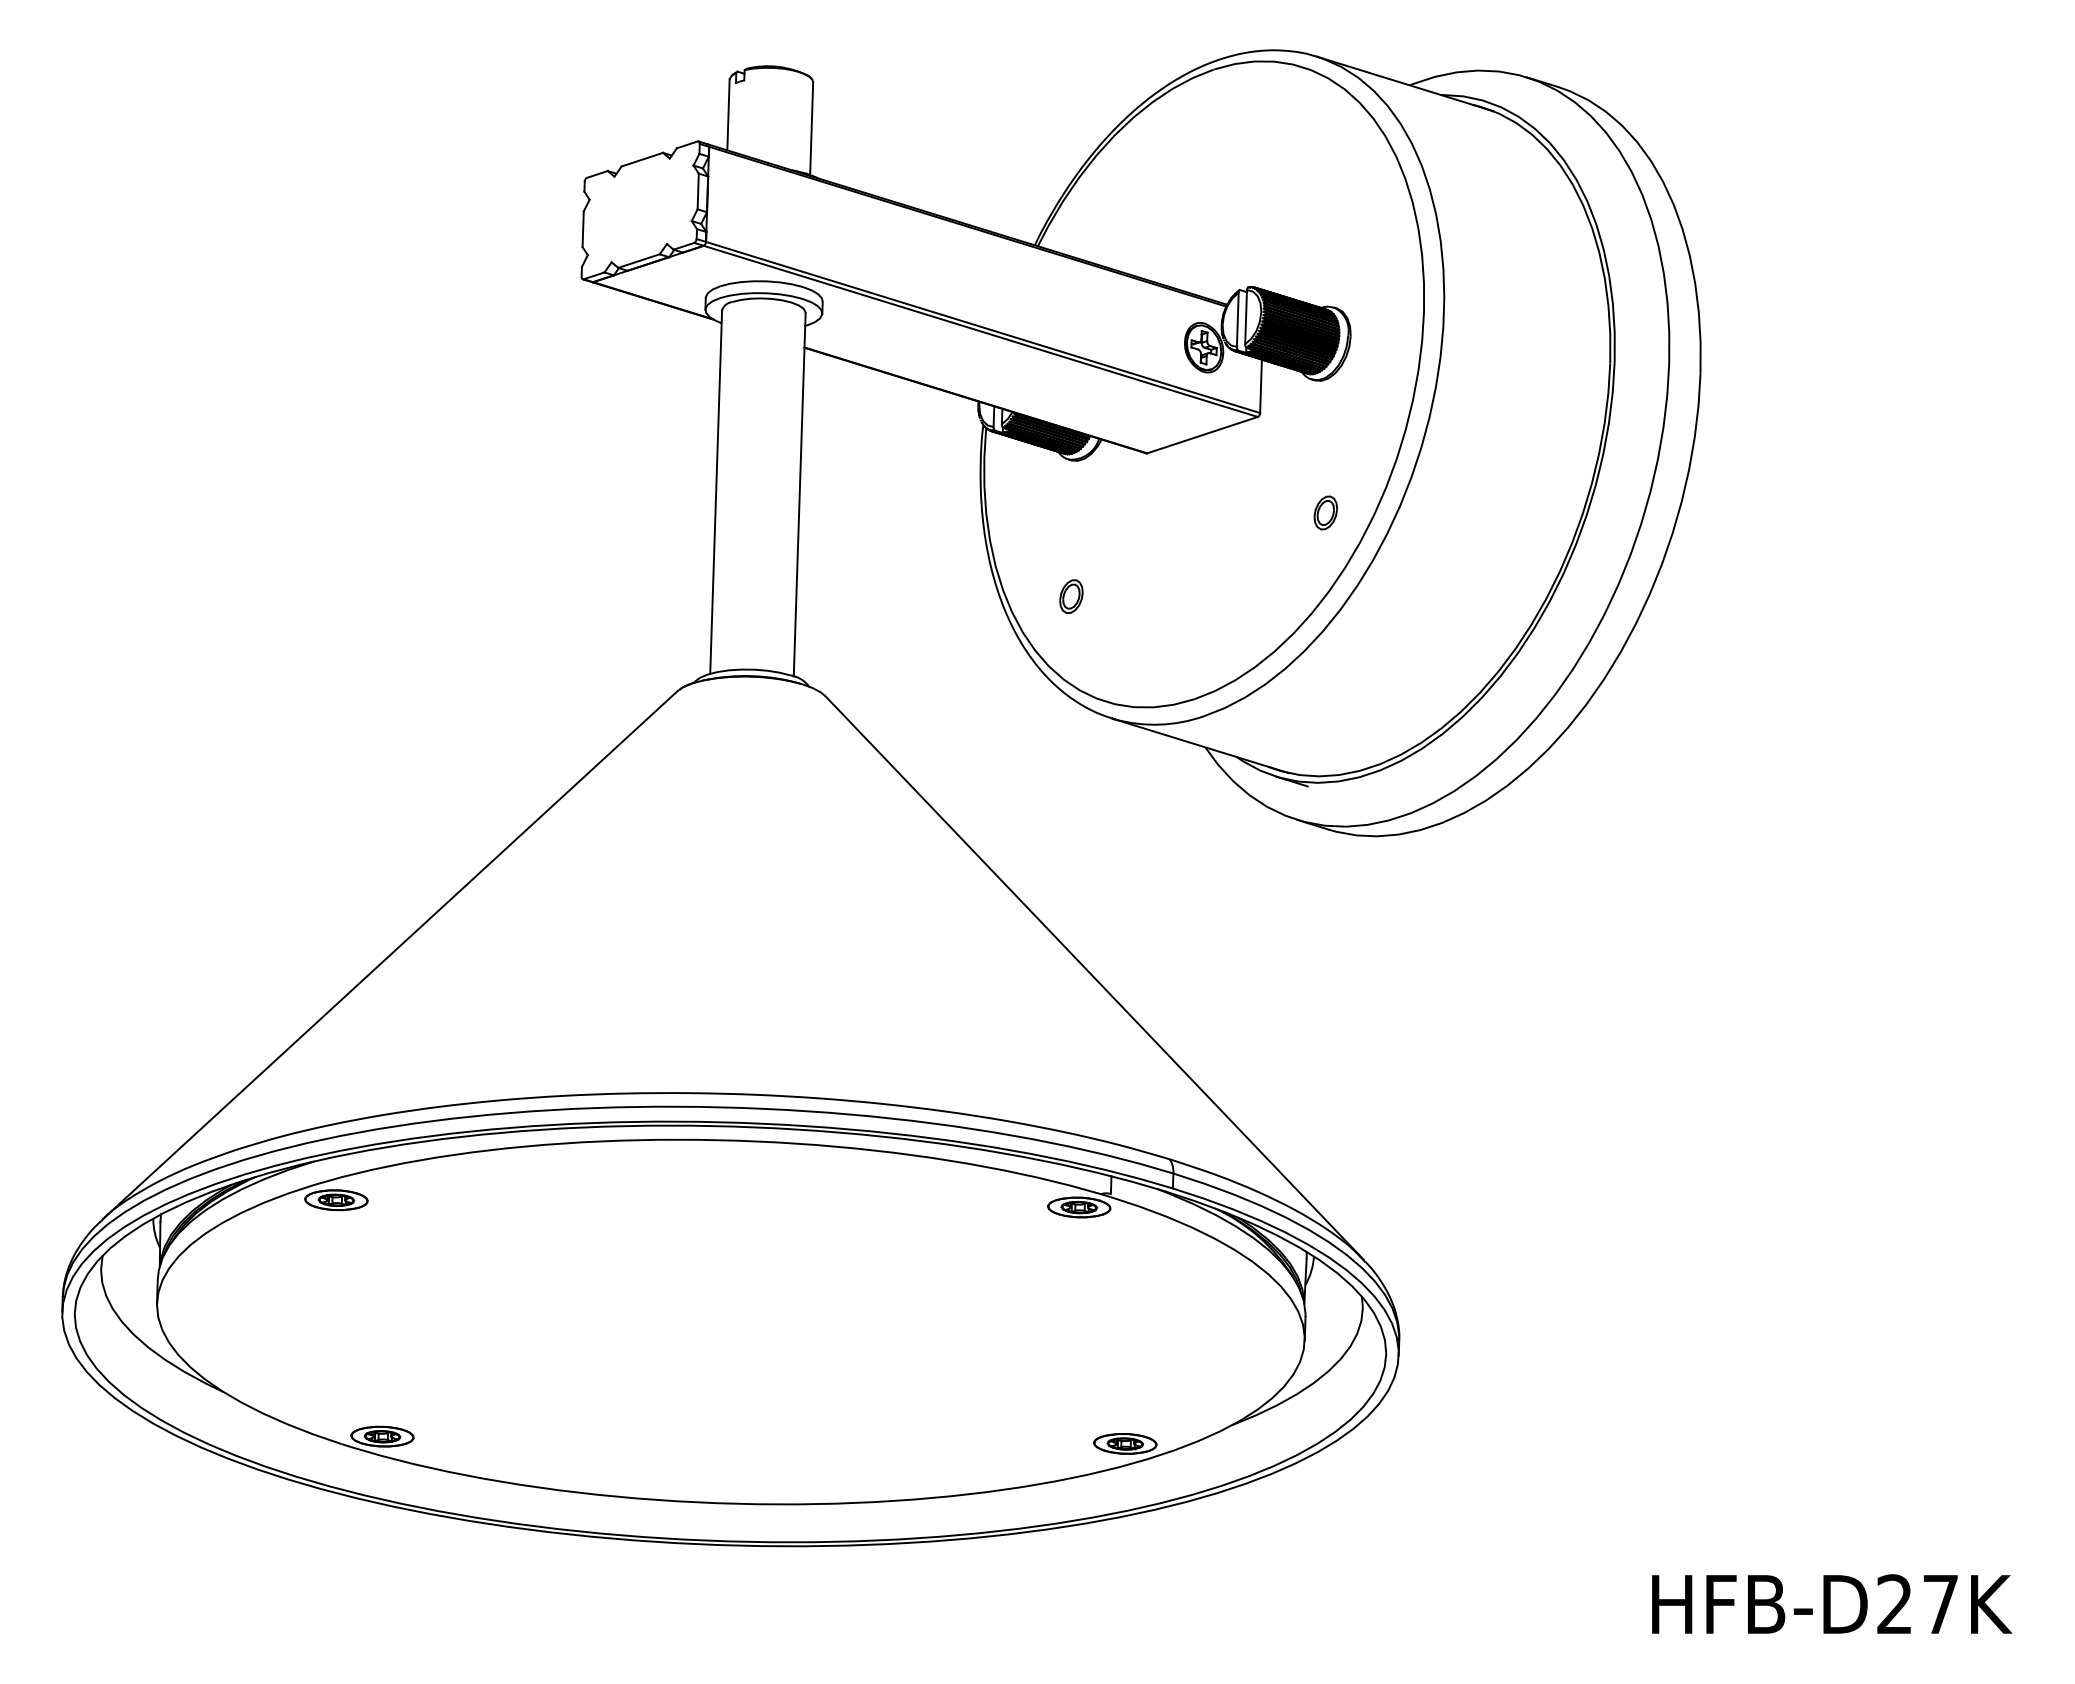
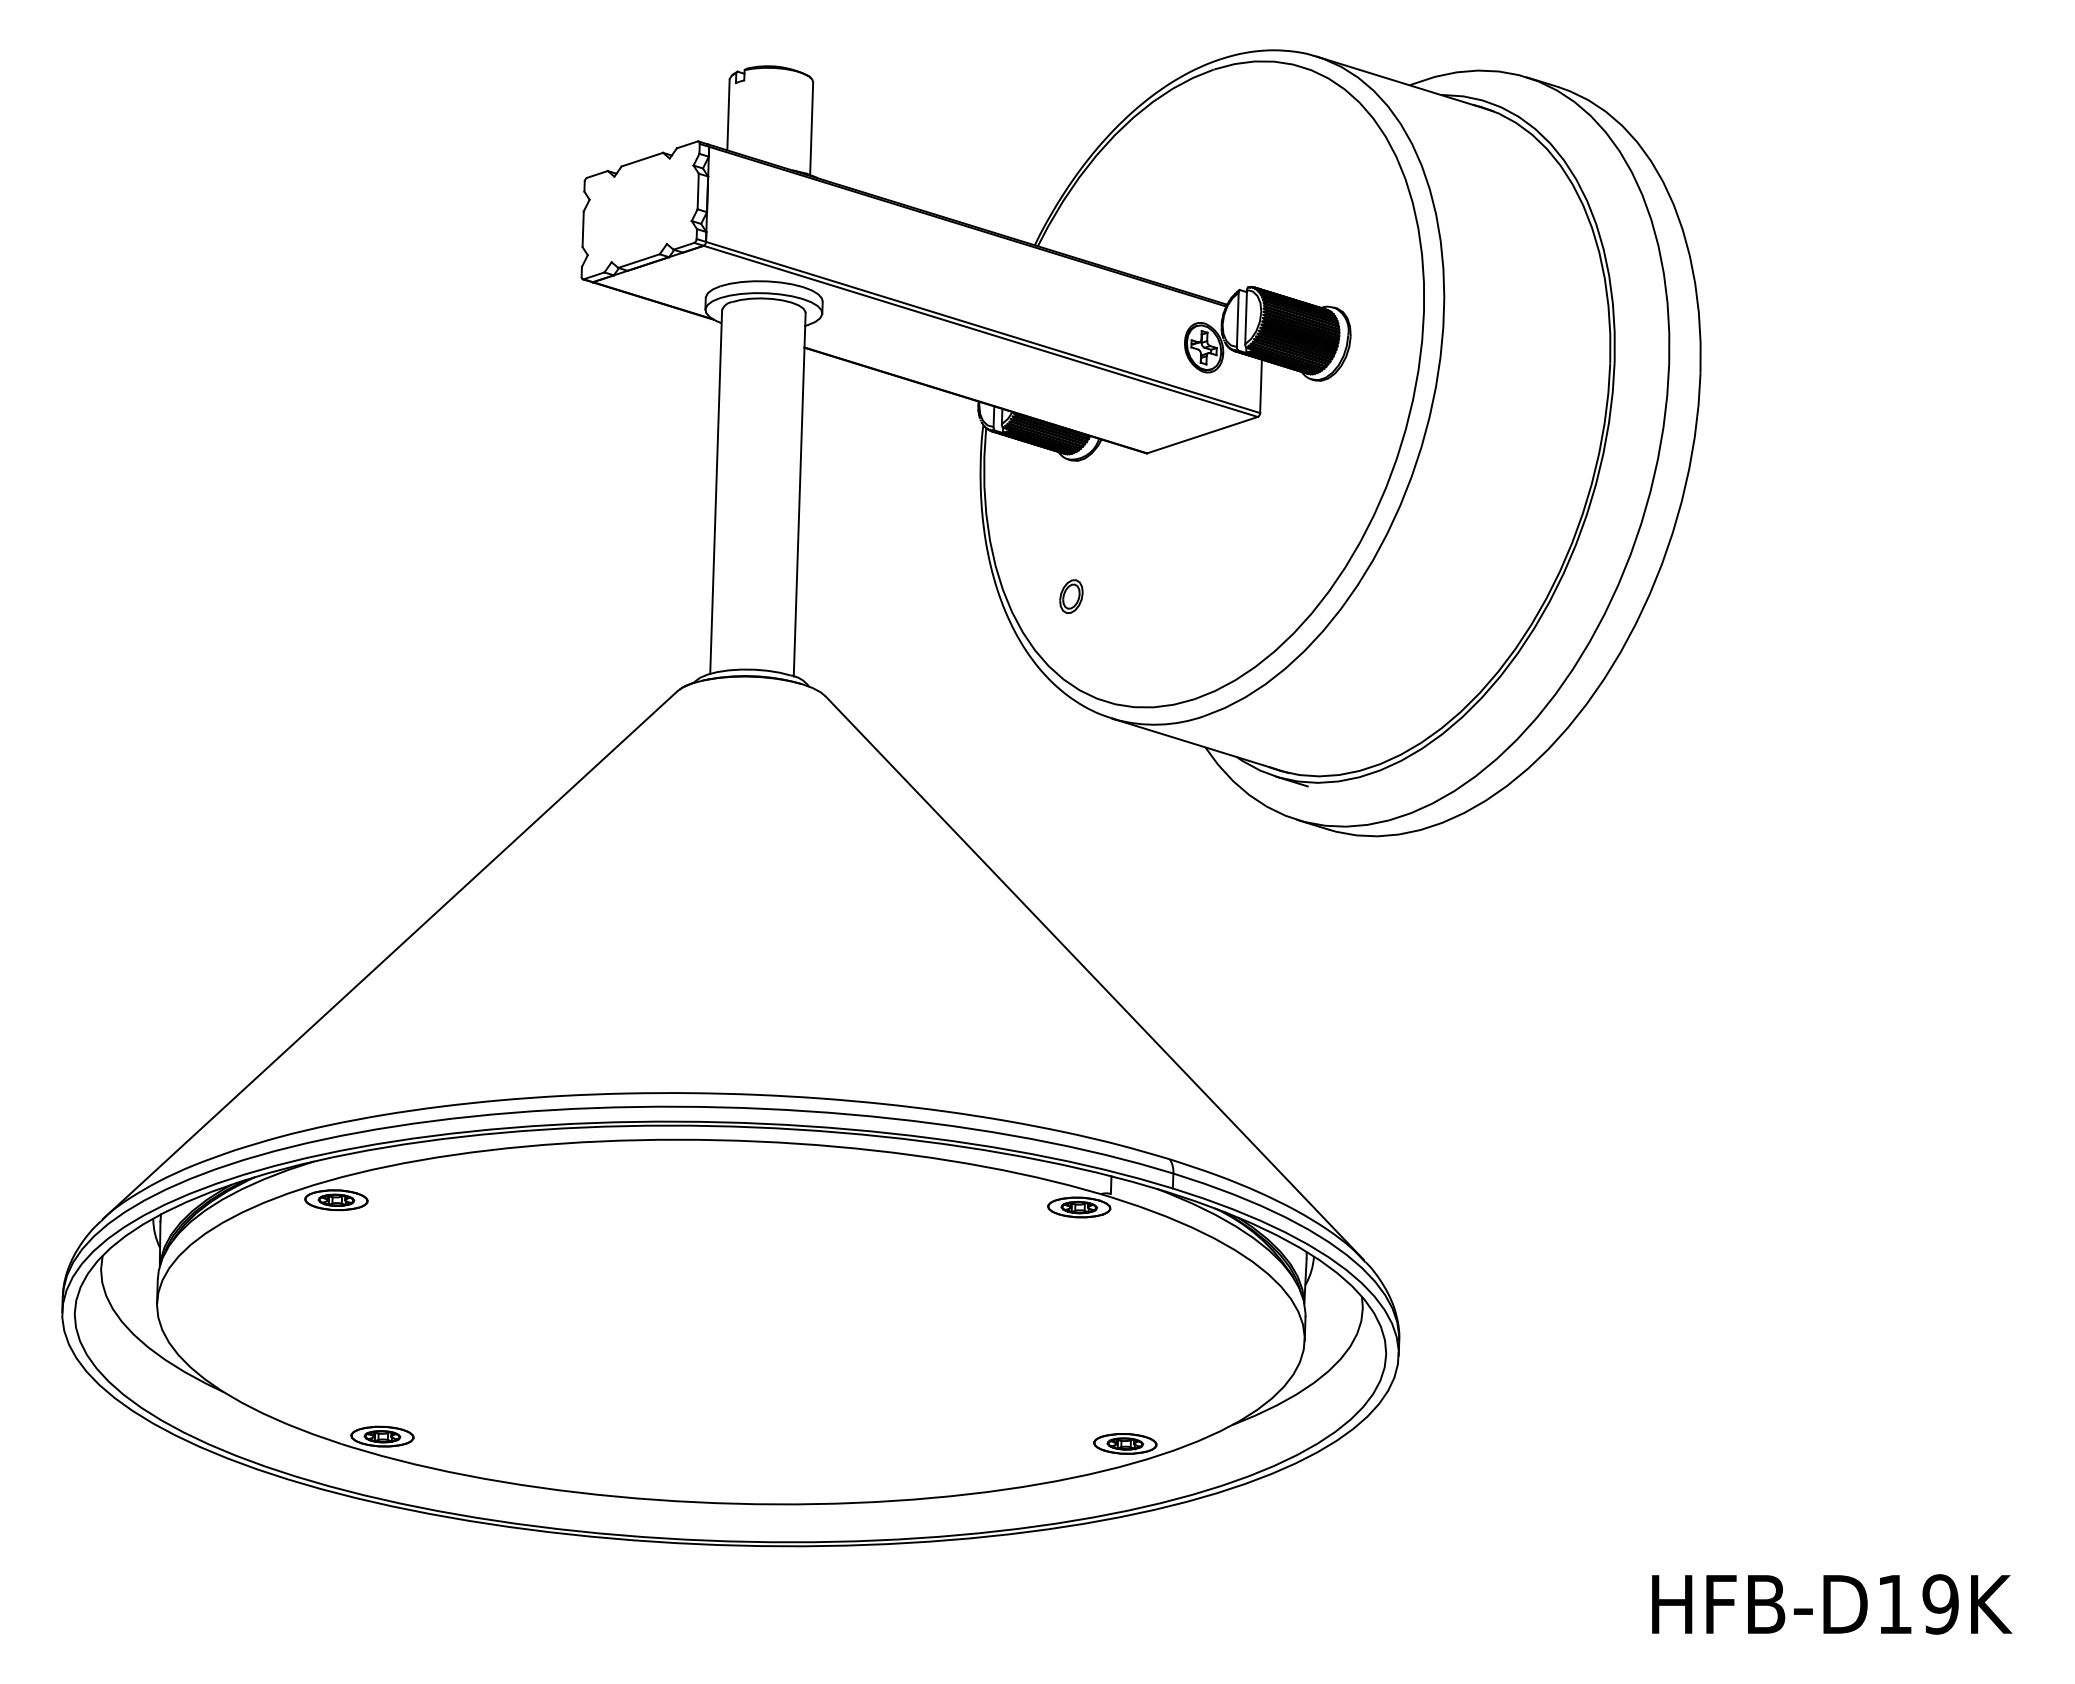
part: present -> none (1325, 512)
text: HFB-D27K -> HFB-D19K (1917, 1604)
